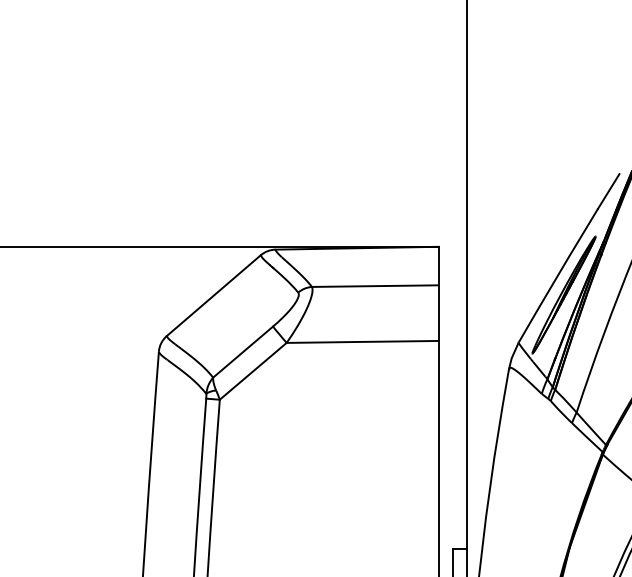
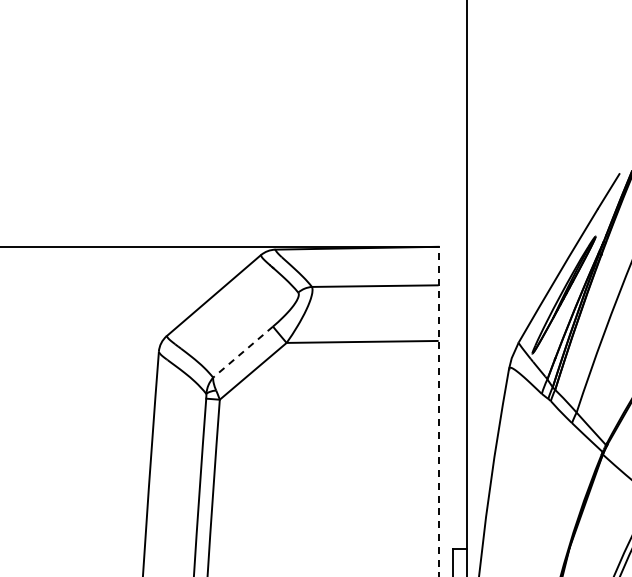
line: solid -> dashed (242, 352)
line: solid -> dashed (438, 411)
